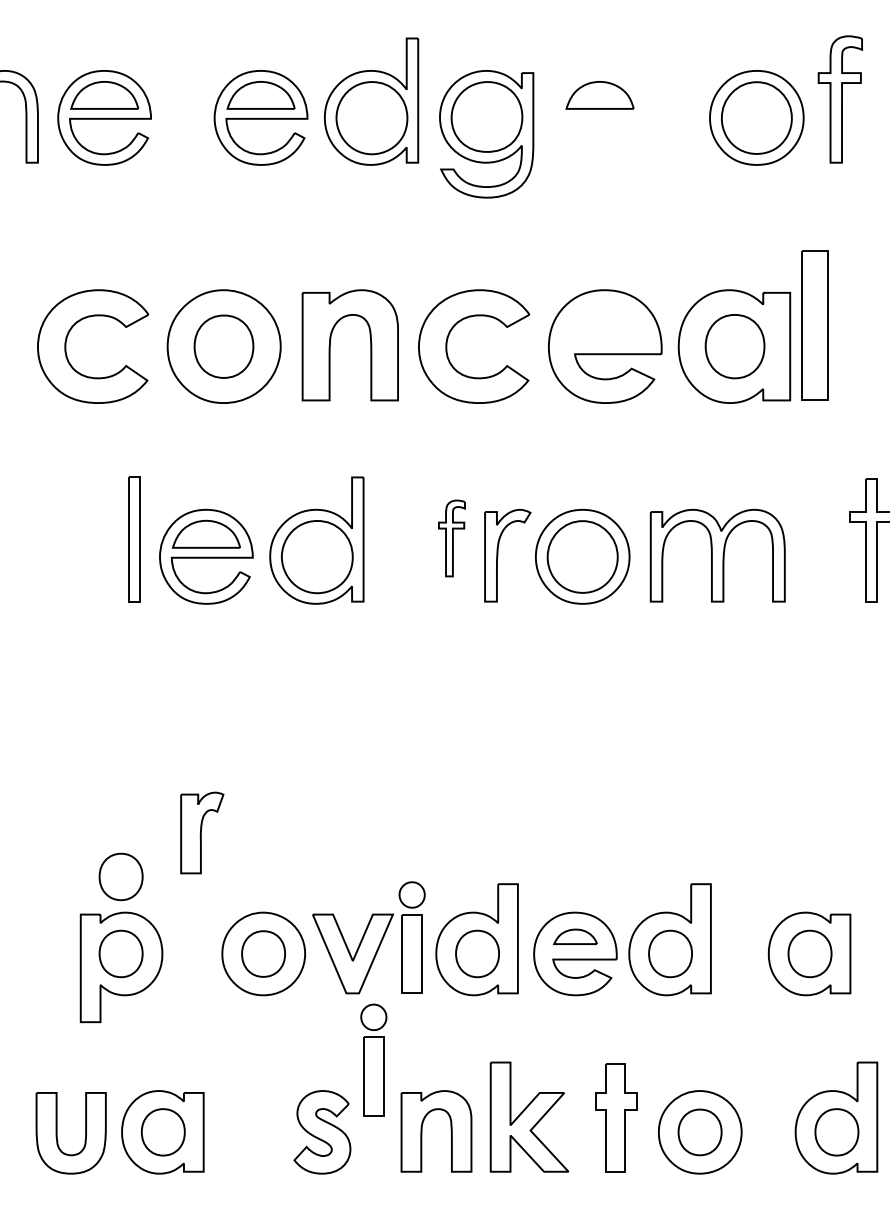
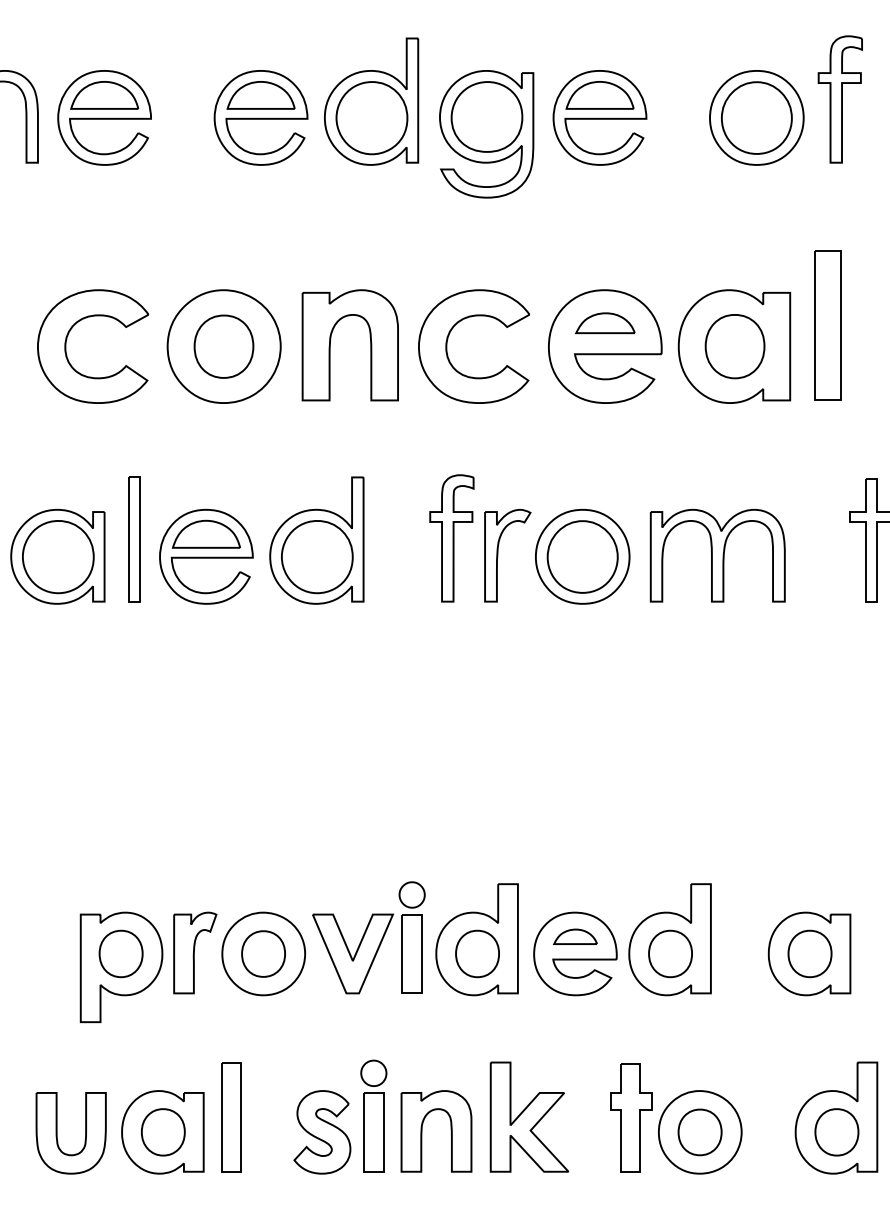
part: none -> present (599, 117)
part: none -> present (605, 323)
part position: (814, 325) -> (827, 325) (827, 325)
part size: 28x79 px -> 46x129 px (451, 538)
part: none -> present (57, 556)
part position: (202, 832) -> (195, 952) (195, 952)
part: present -> none (120, 876)
part position: (373, 1059) -> (373, 1115) (373, 1115)
part: none -> present (231, 1117)
part position: (616, 1117) -> (631, 1117) (631, 1117)
